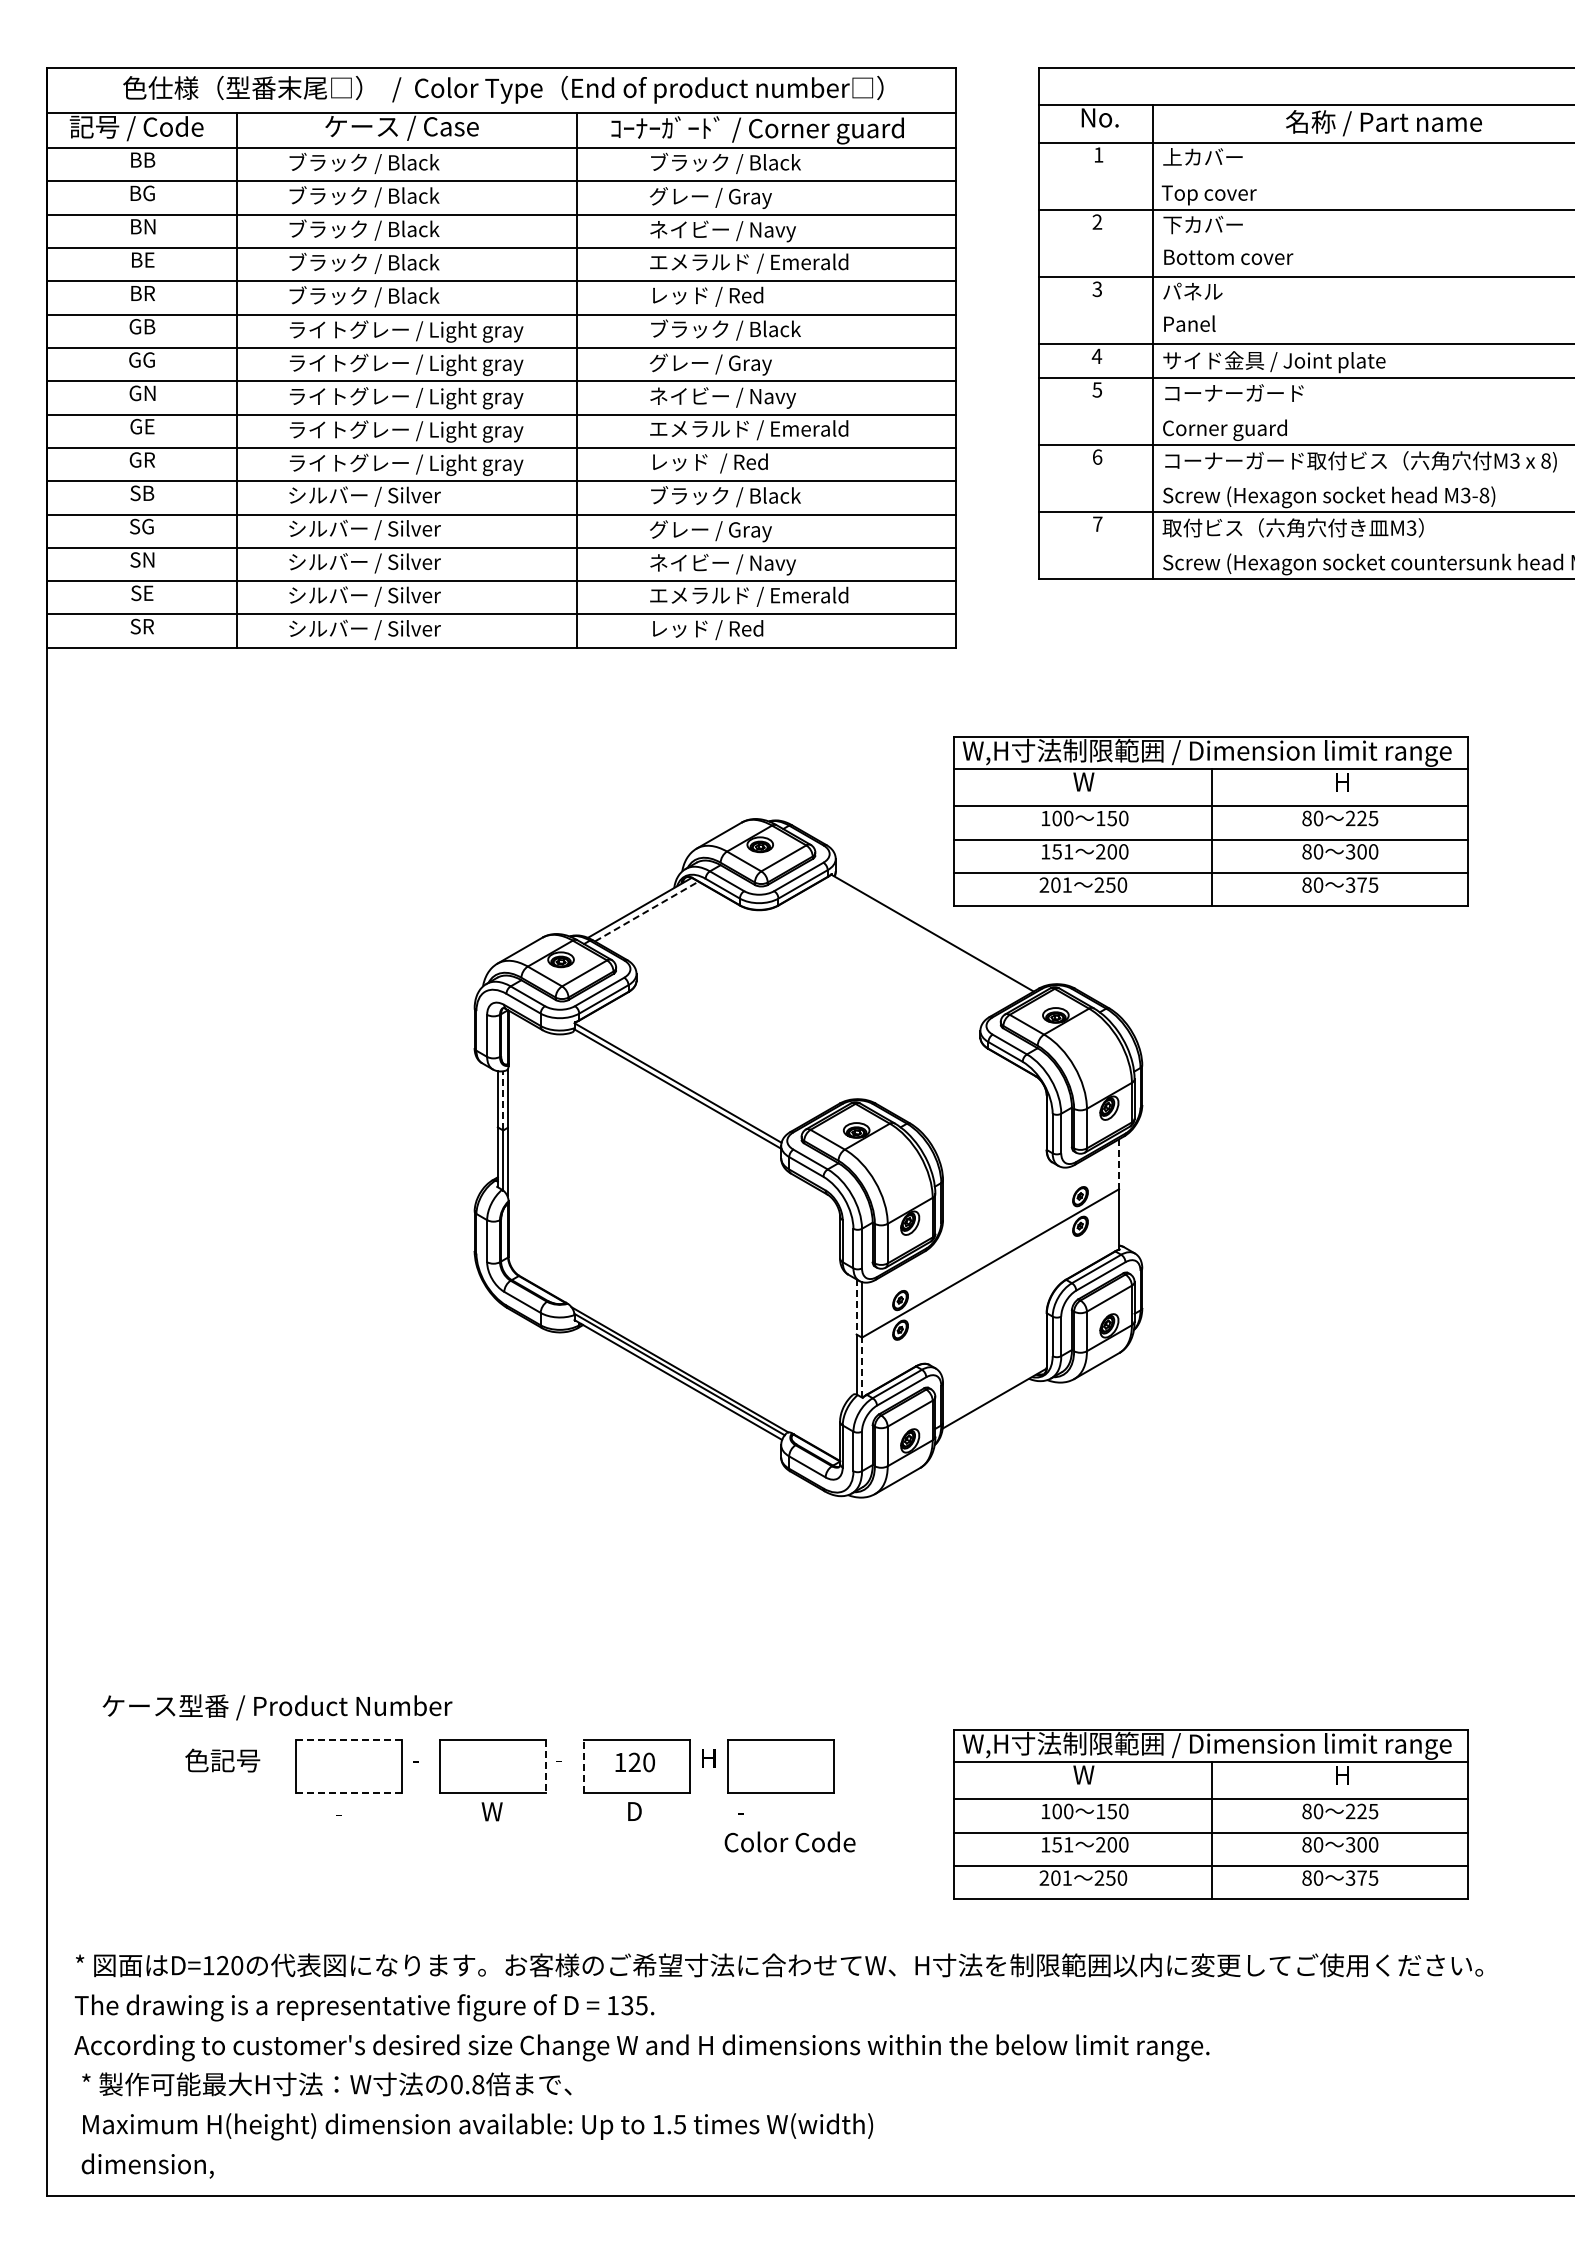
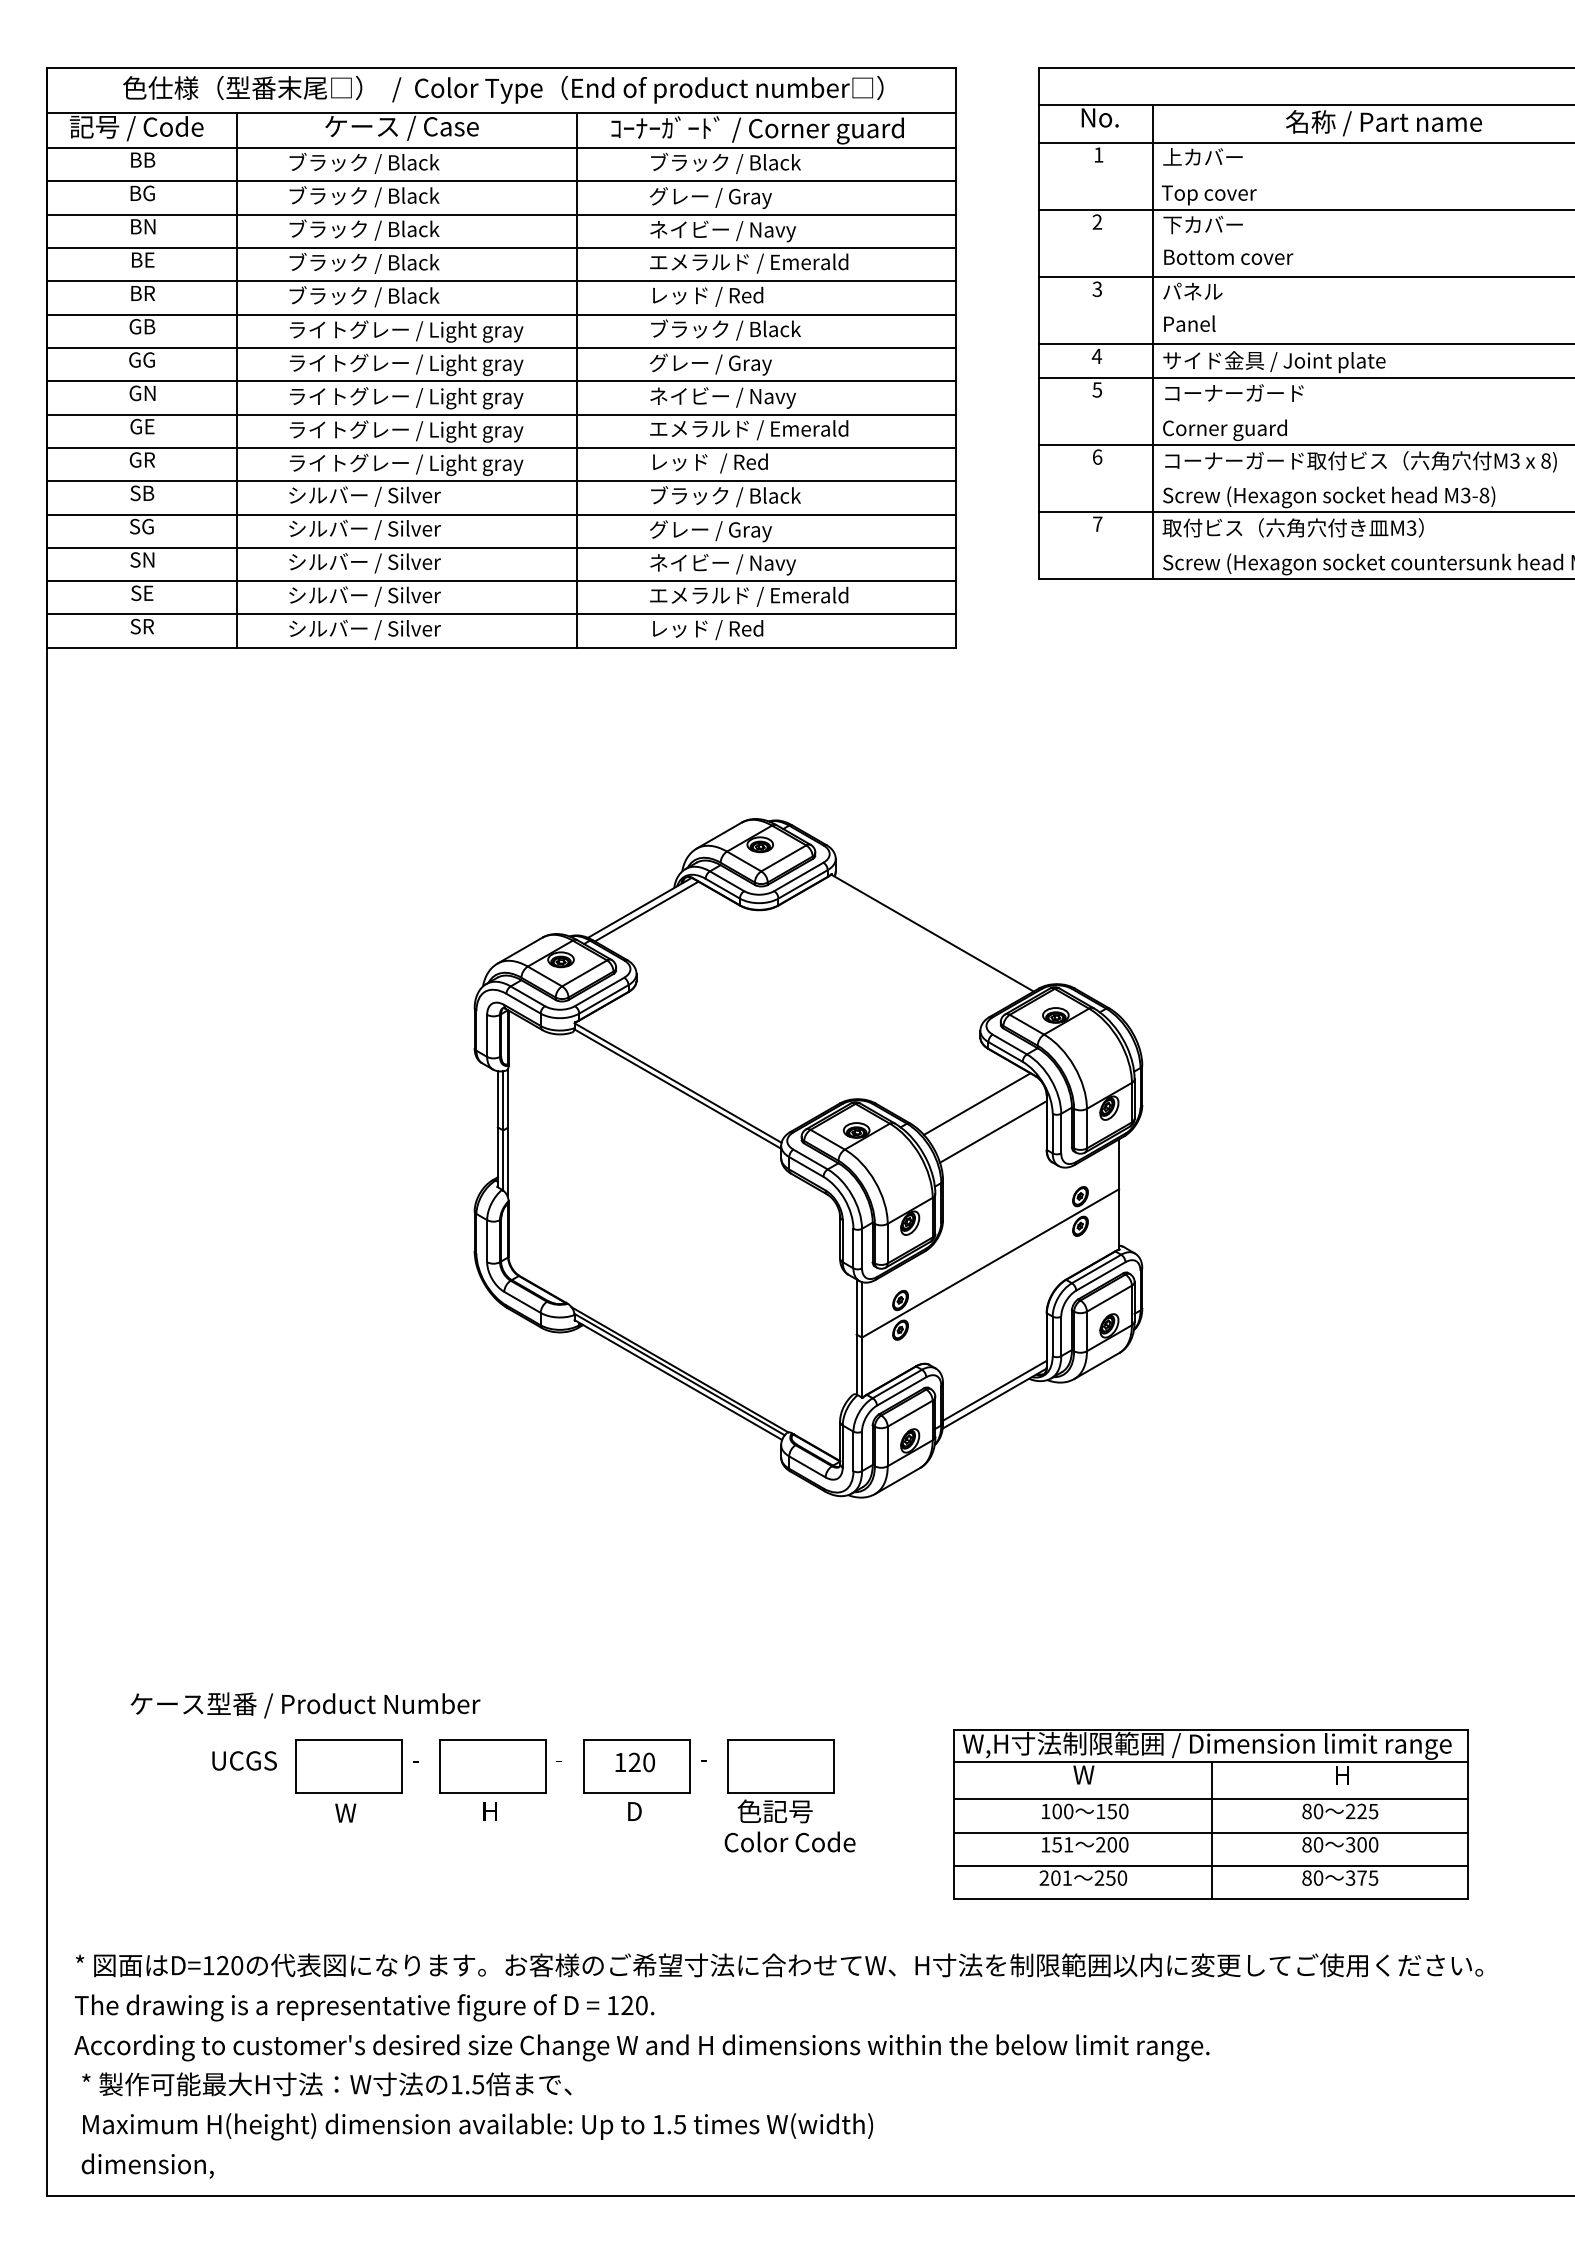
part: present -> none (1210, 821)
line: dashed -> solid (646, 911)
line: dashed -> solid (503, 1100)
line: none -> present (976, 1103)
line: none -> present (993, 1131)
line: dashed -> solid (1119, 1164)
line: dashed -> solid (856, 1307)
line: dashed -> solid (862, 1367)
line: none -> present (994, 1390)
text position: (277, 1707) -> (305, 1705) (305, 1705)
line: dashed -> solid (349, 1739)
text: H -> - (708, 1758)
text: 色記号 -> UCGS (230, 1760)
line: dashed -> solid (546, 1766)
line: dashed -> solid (583, 1766)
line: dashed -> solid (348, 1792)
text: W -> H (491, 1811)
text: - -> 色記号 (774, 1811)
text: - -> W (345, 1812)
text: 135. -> 120. (634, 2005)
text: 0.8 -> 1.5 (467, 2084)
